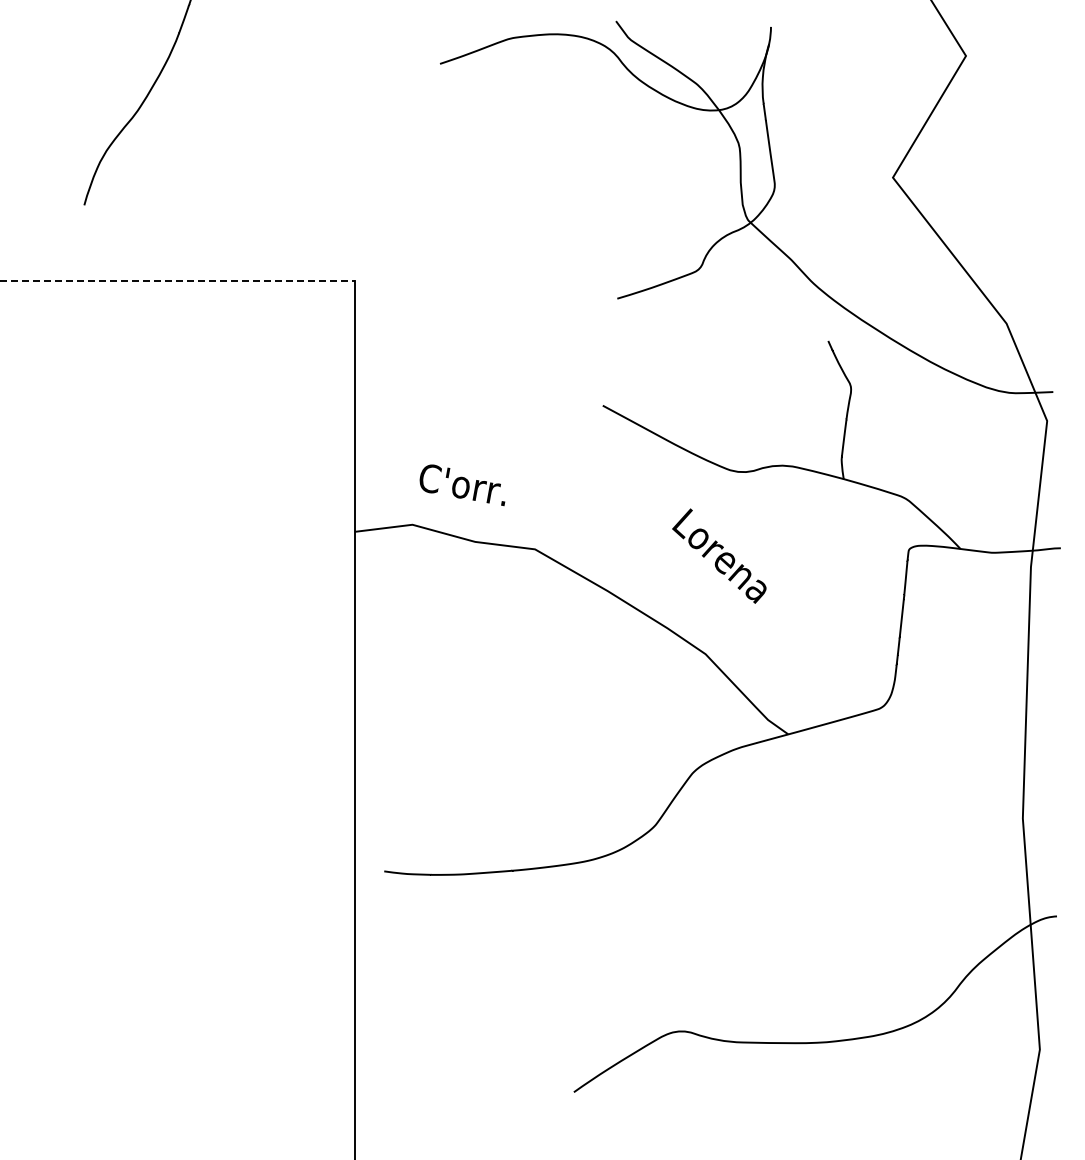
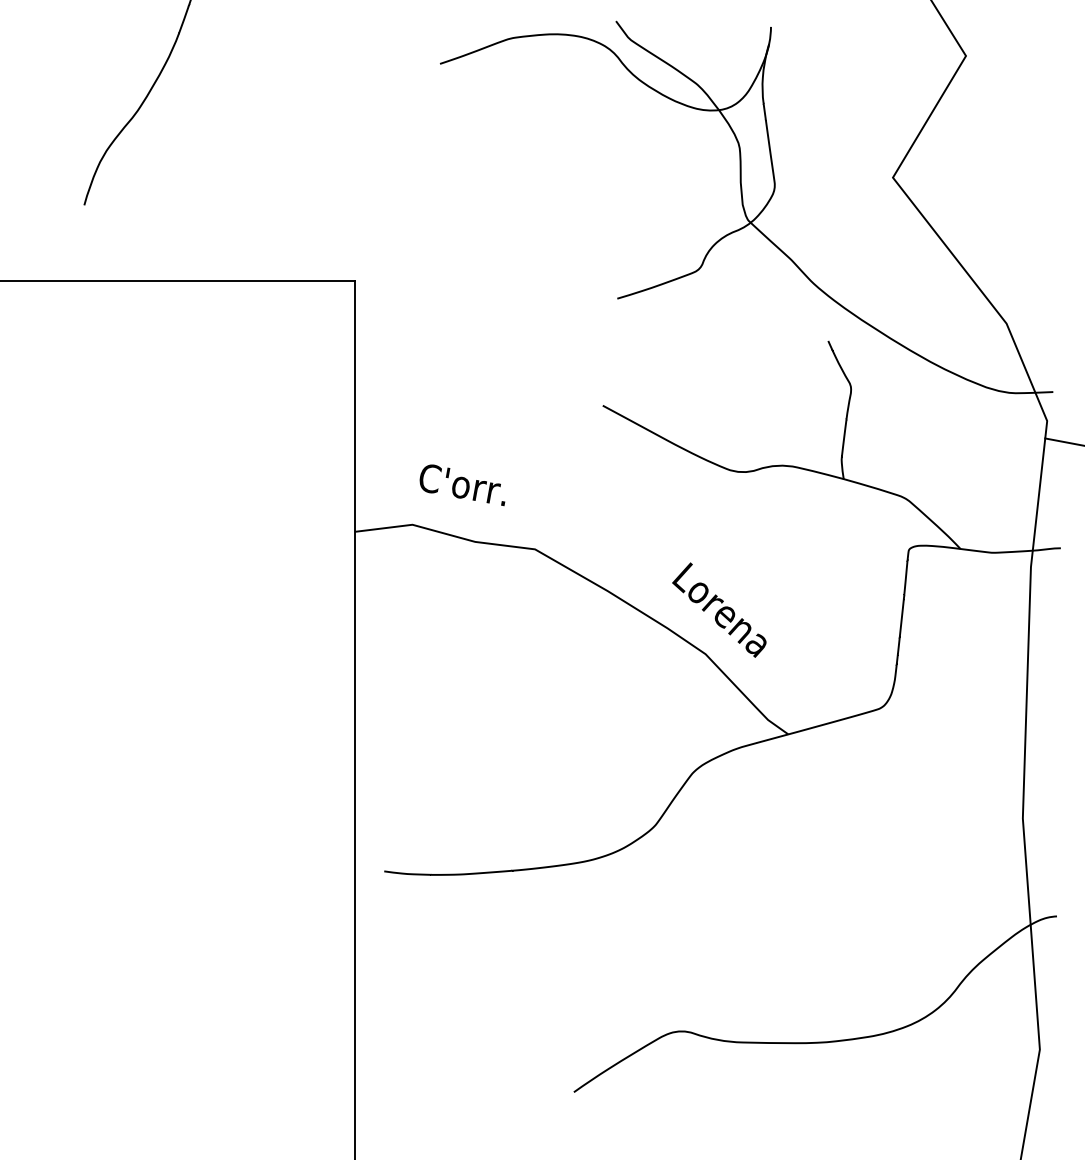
line: dashed -> solid (178, 280)
line: none -> present (1063, 441)
text position: (719, 555) -> (719, 609) (719, 609)
